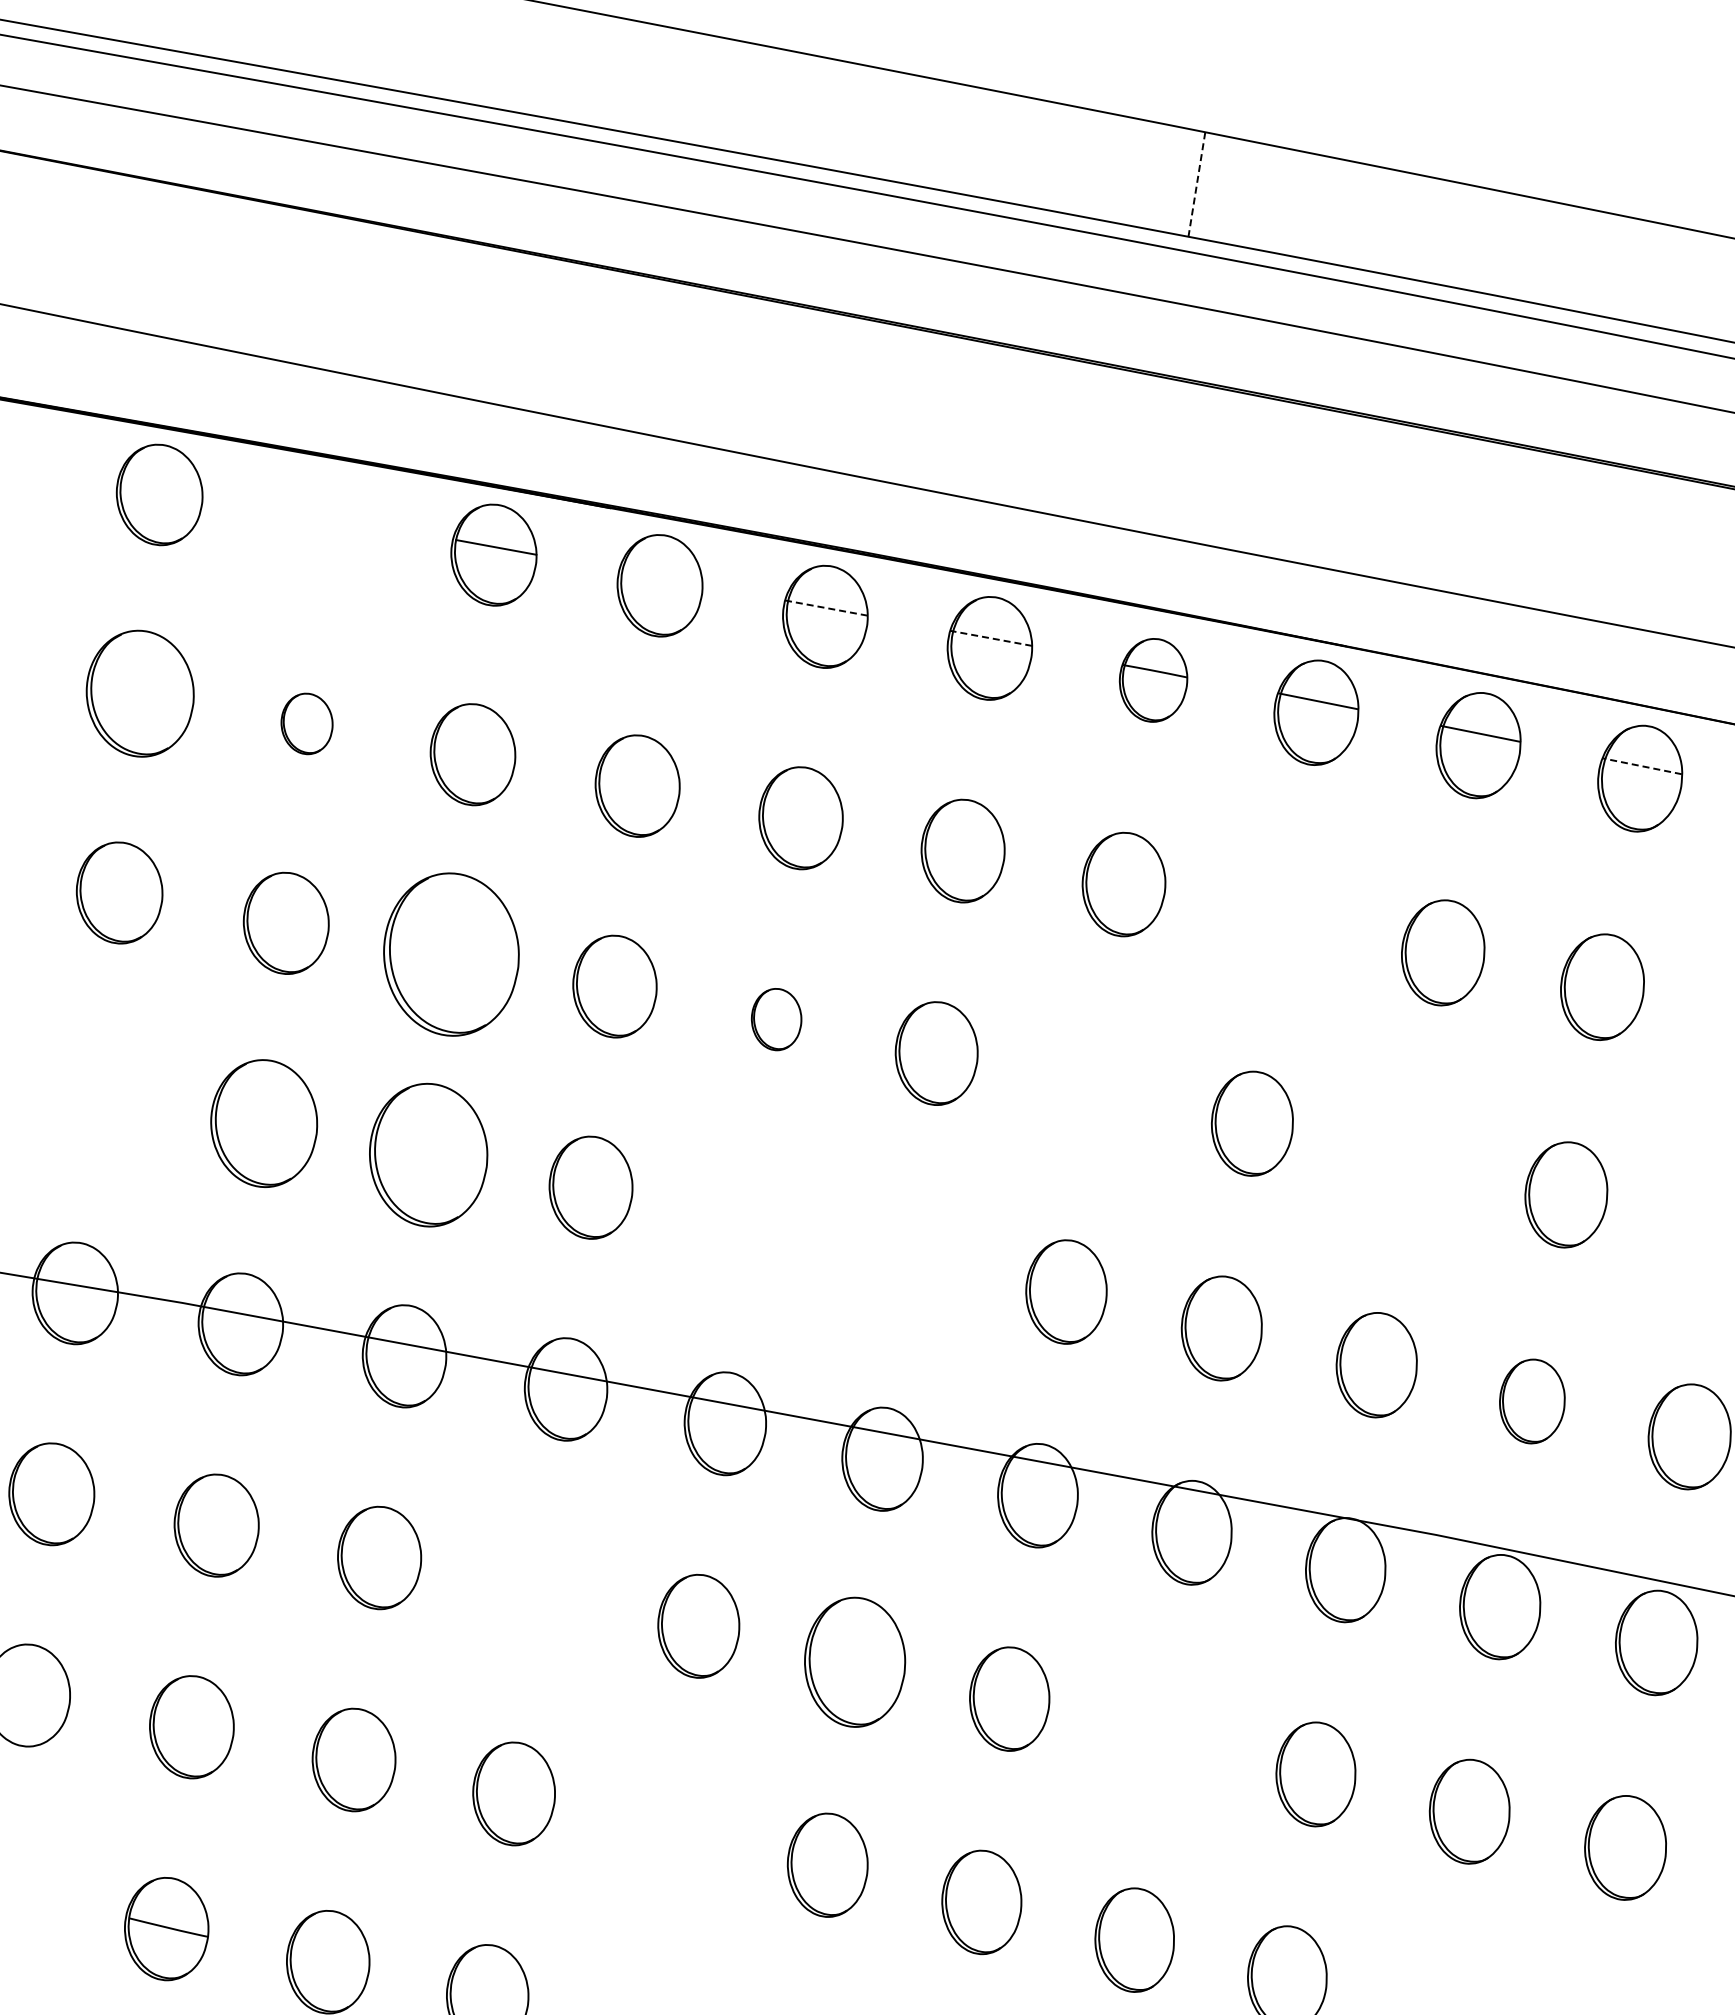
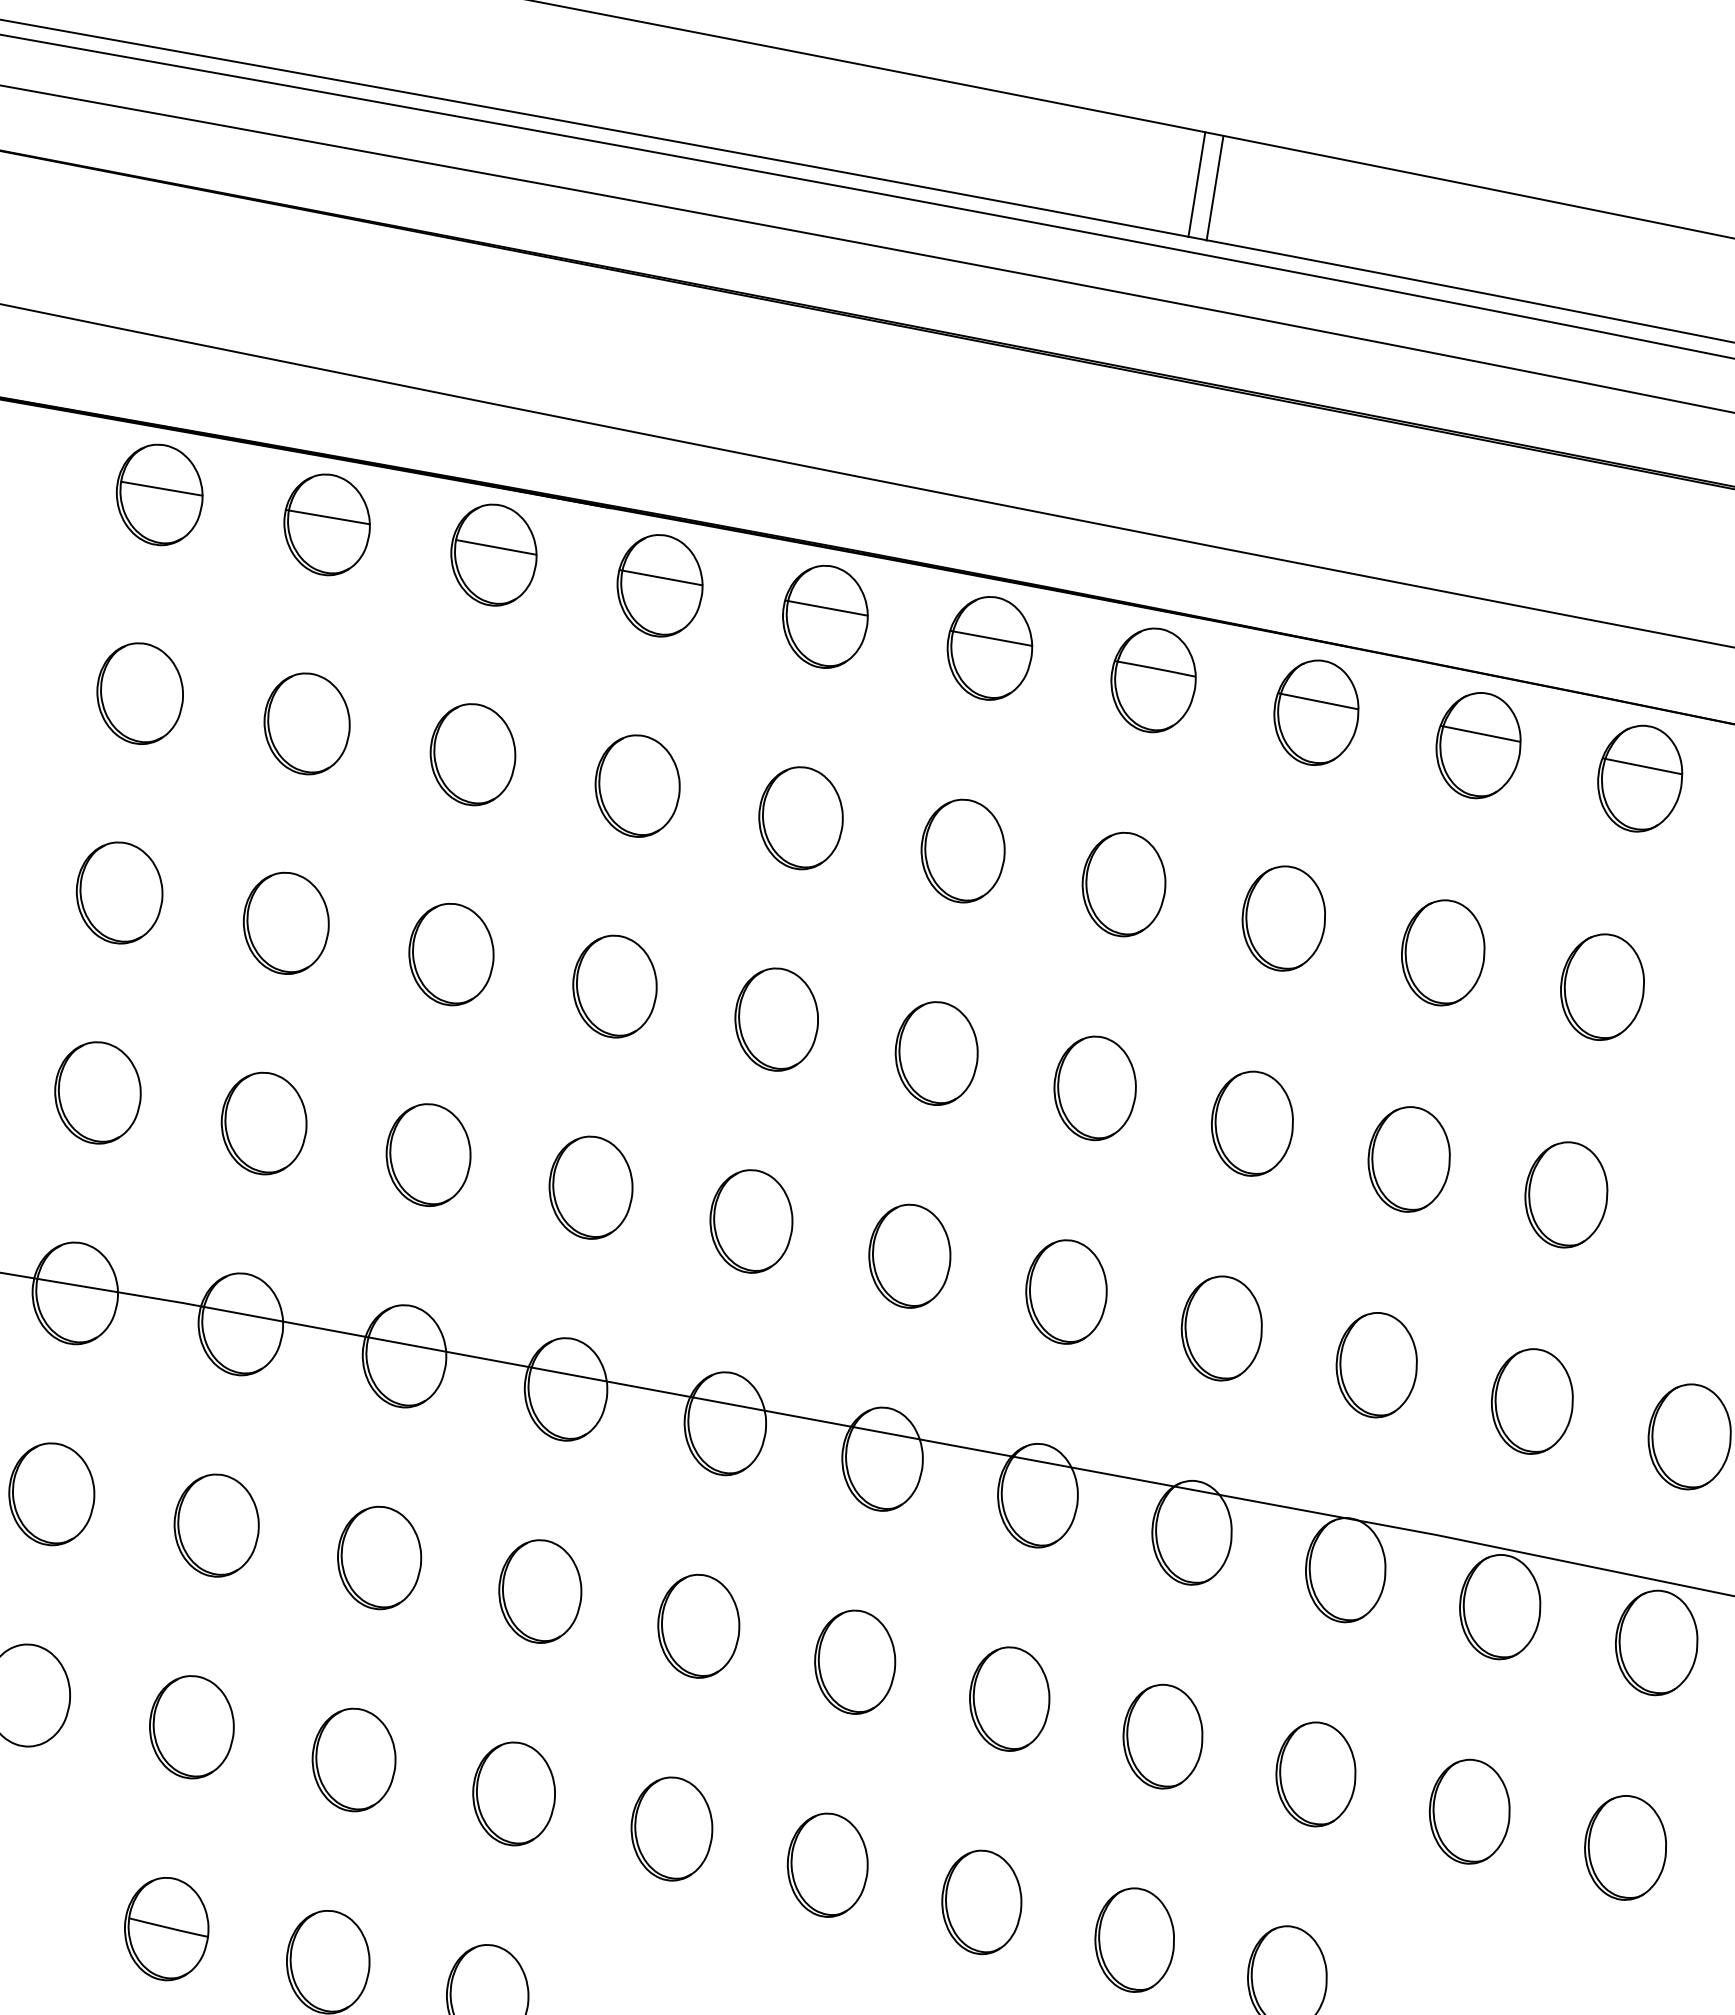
line: dashed -> solid (1196, 185)
line: none -> present (1214, 188)
line: none -> present (161, 488)
part: none -> present (326, 524)
line: none -> present (660, 577)
line: dashed -> solid (826, 608)
line: dashed -> solid (990, 638)
part size: 71x85 px -> 87x107 px (1153, 680)
part size: 110x129 px -> 88x103 px (139, 693)
part size: 54x64 px -> 88x104 px (306, 723)
line: dashed -> solid (1641, 766)
part: none -> present (1283, 918)
part size: 137x165 px -> 87x105 px (451, 954)
part size: 52x64 px -> 85x105 px (776, 1019)
part: none -> present (1094, 1088)
part: none -> present (97, 1092)
part size: 109x129 px -> 88x105 px (263, 1123)
part size: 120x146 px -> 87x104 px (428, 1154)
part: none -> present (1408, 1159)
part: none -> present (751, 1221)
part: none -> present (909, 1255)
part size: 67x87 px -> 83x107 px (1532, 1401)
part: none -> present (540, 1591)
part size: 103x132 px -> 83x106 px (855, 1661)
part: none -> present (1162, 1736)
part: none -> present (671, 1828)
